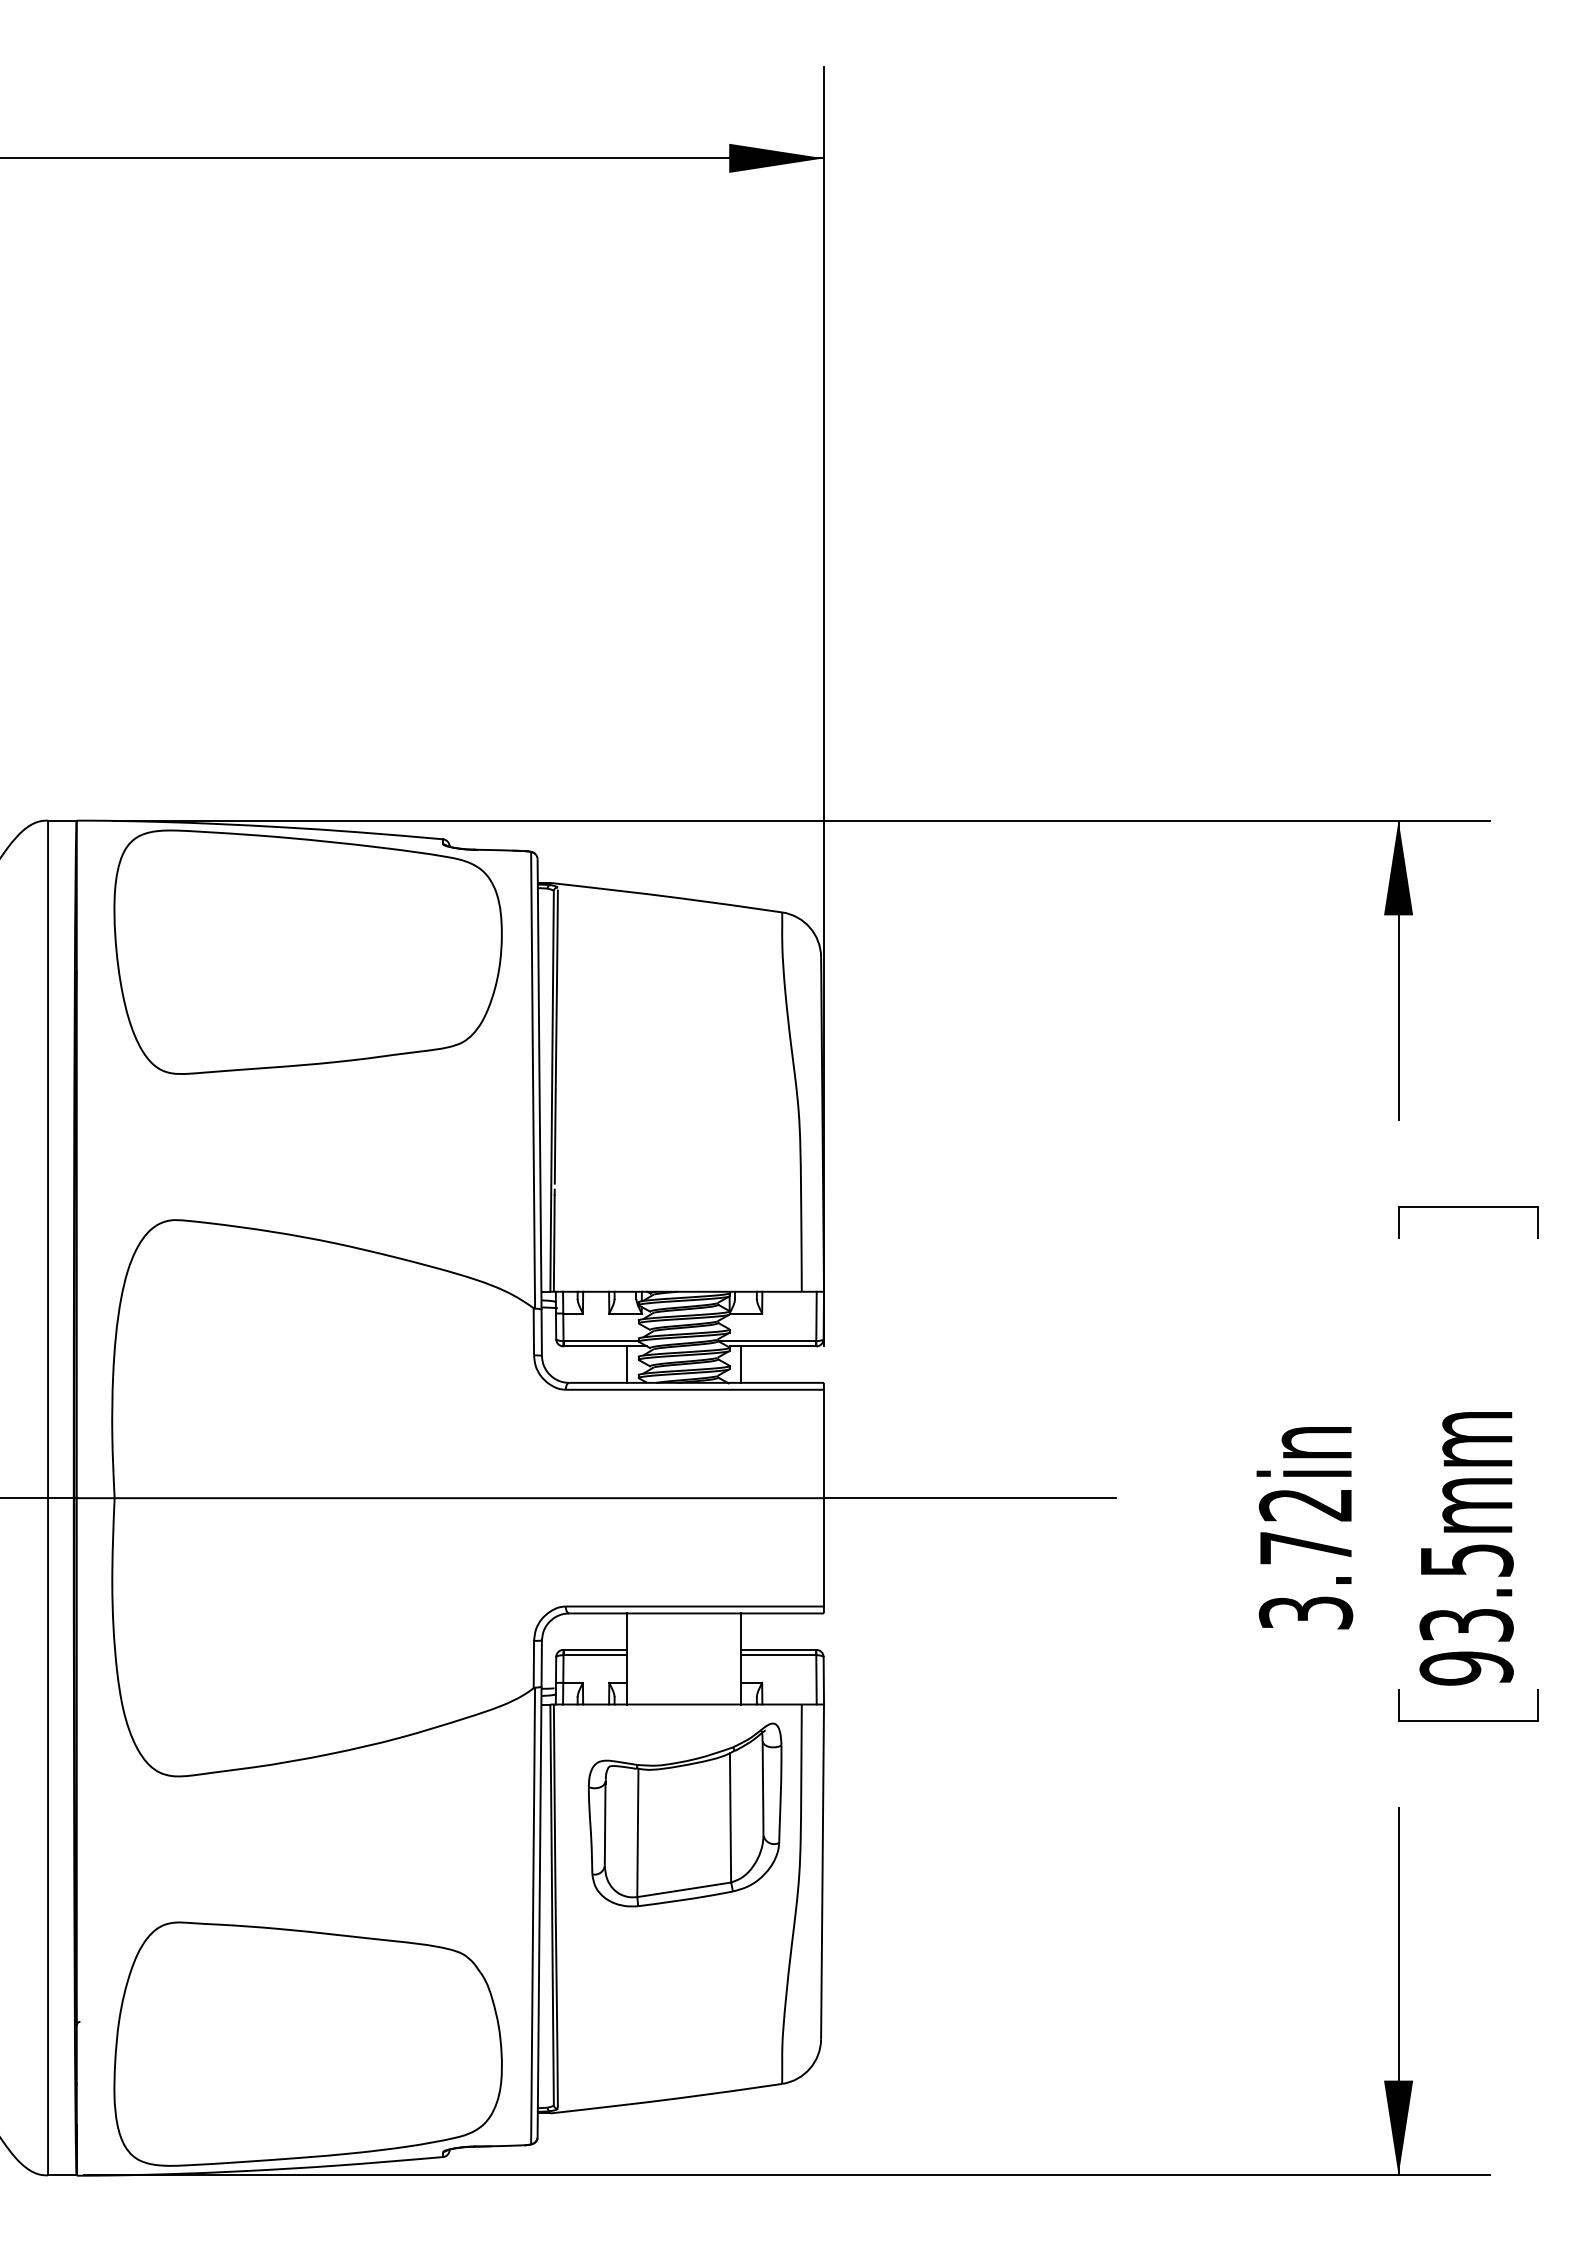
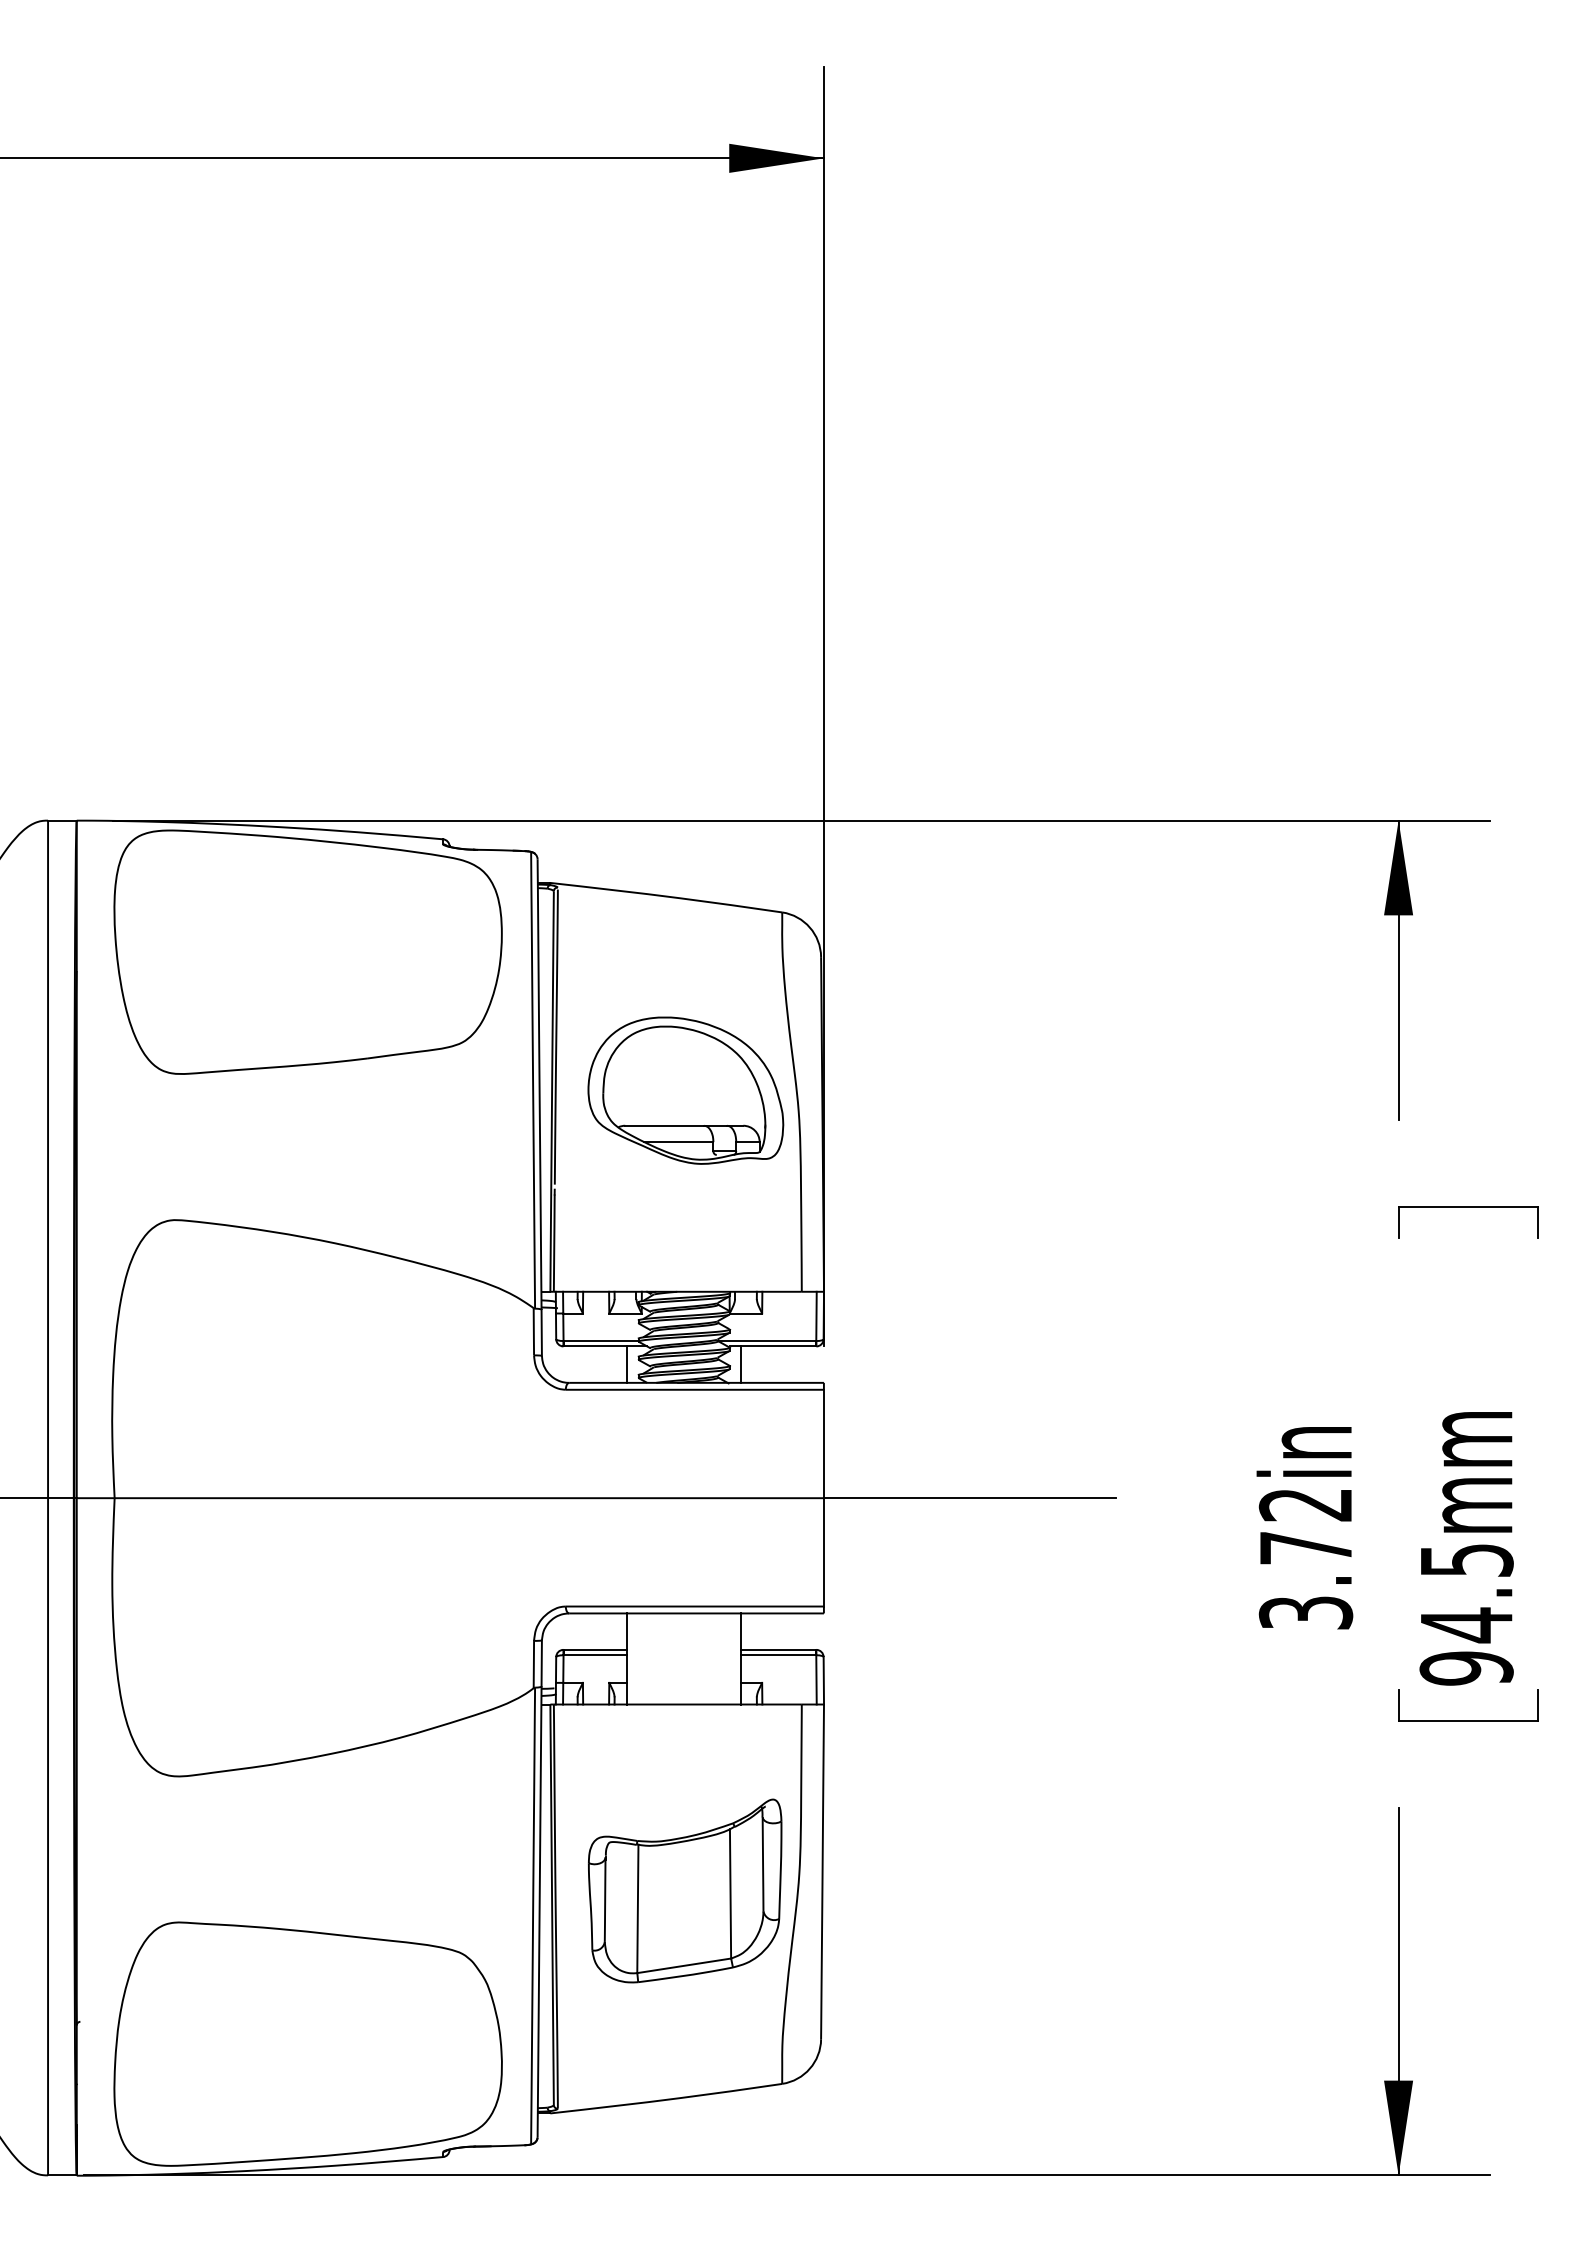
part: none -> present (685, 1090)
text: 93.5mm -> 94.5mm (1466, 1625)
part position: (685, 1814) -> (685, 1890) (685, 1890)
